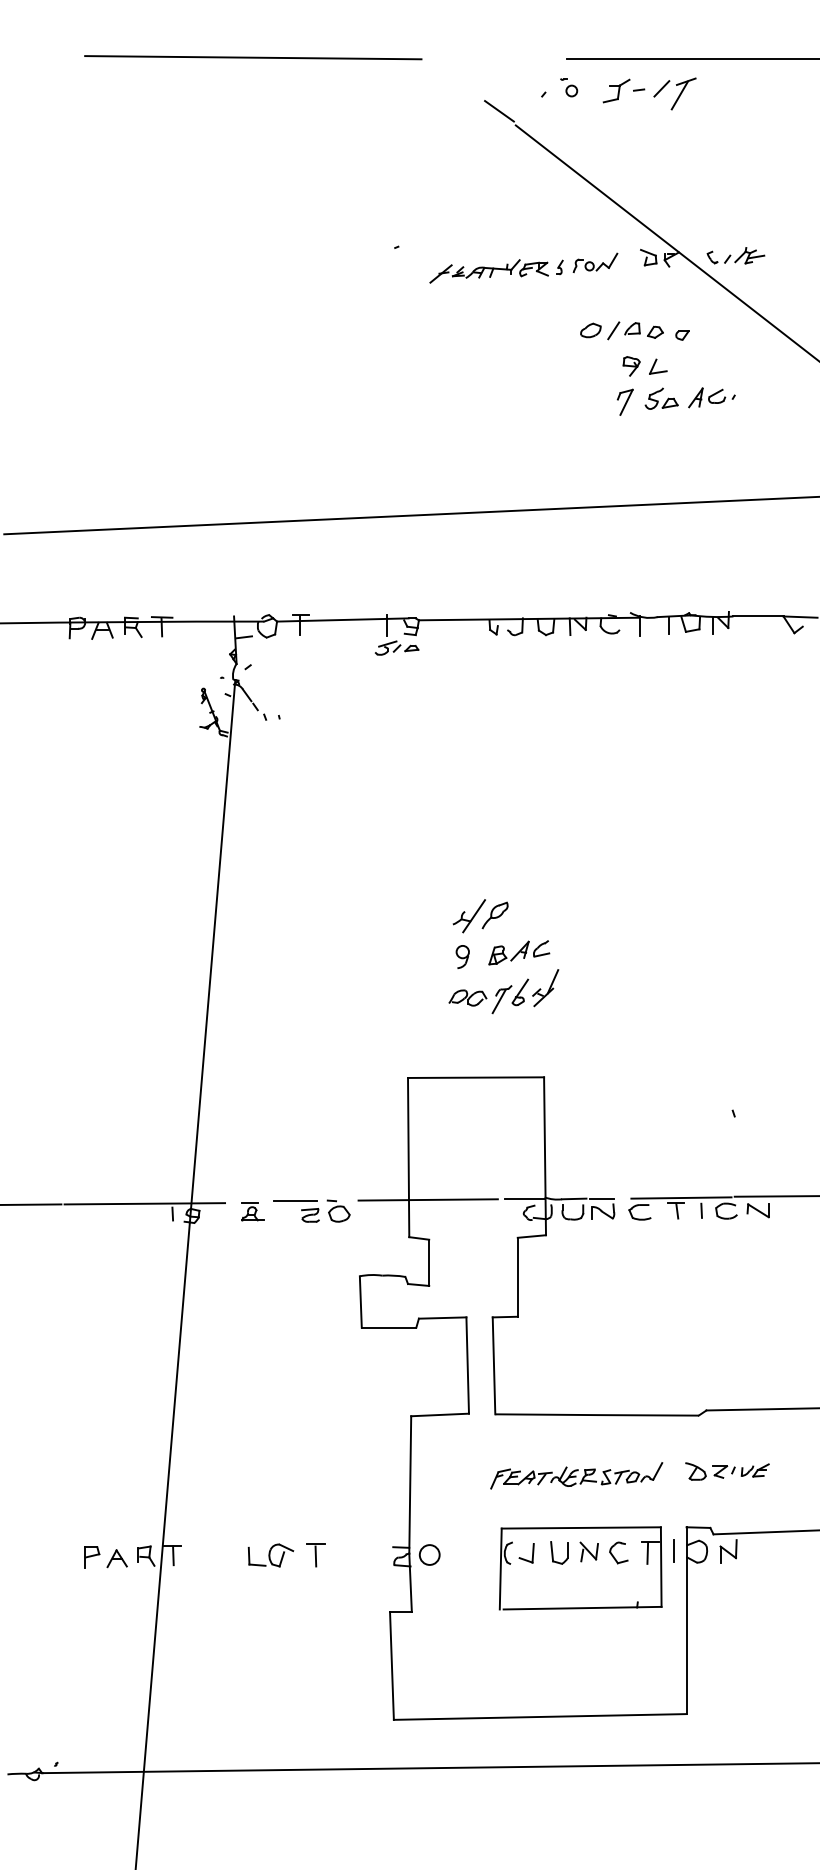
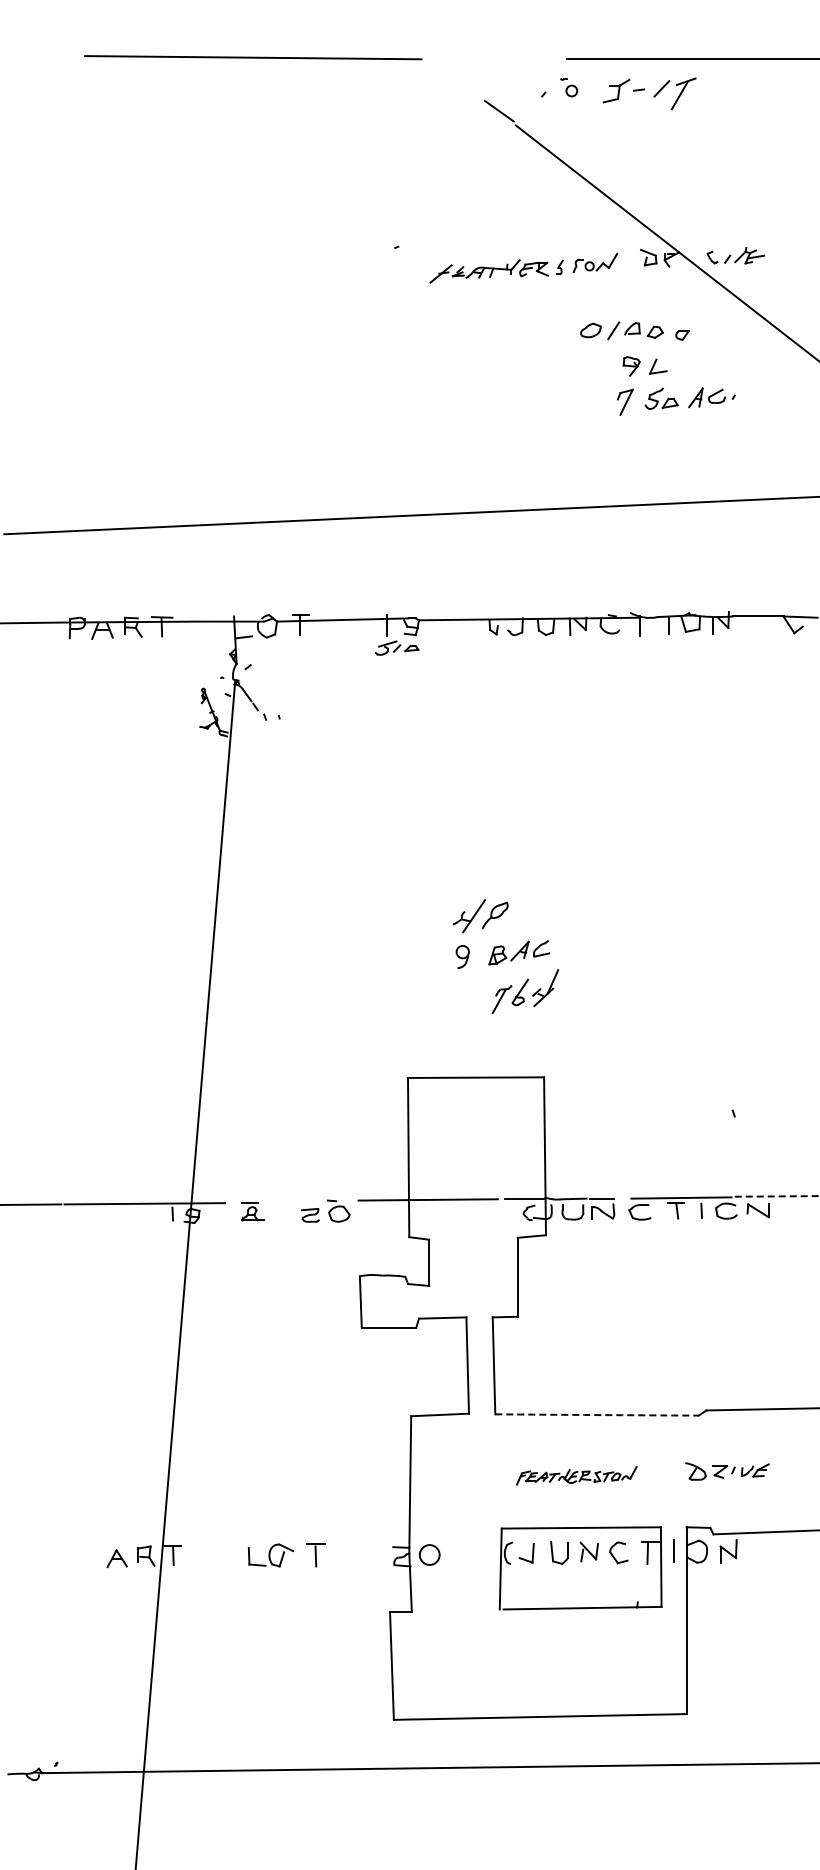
part: present -> none (467, 997)
line: solid -> dashed (777, 1196)
line: present -> none (294, 1201)
arc: solid -> dashed (597, 1415)
part size: 174x28 px -> 122x21 px (576, 1475)
part: present -> none (92, 1557)
